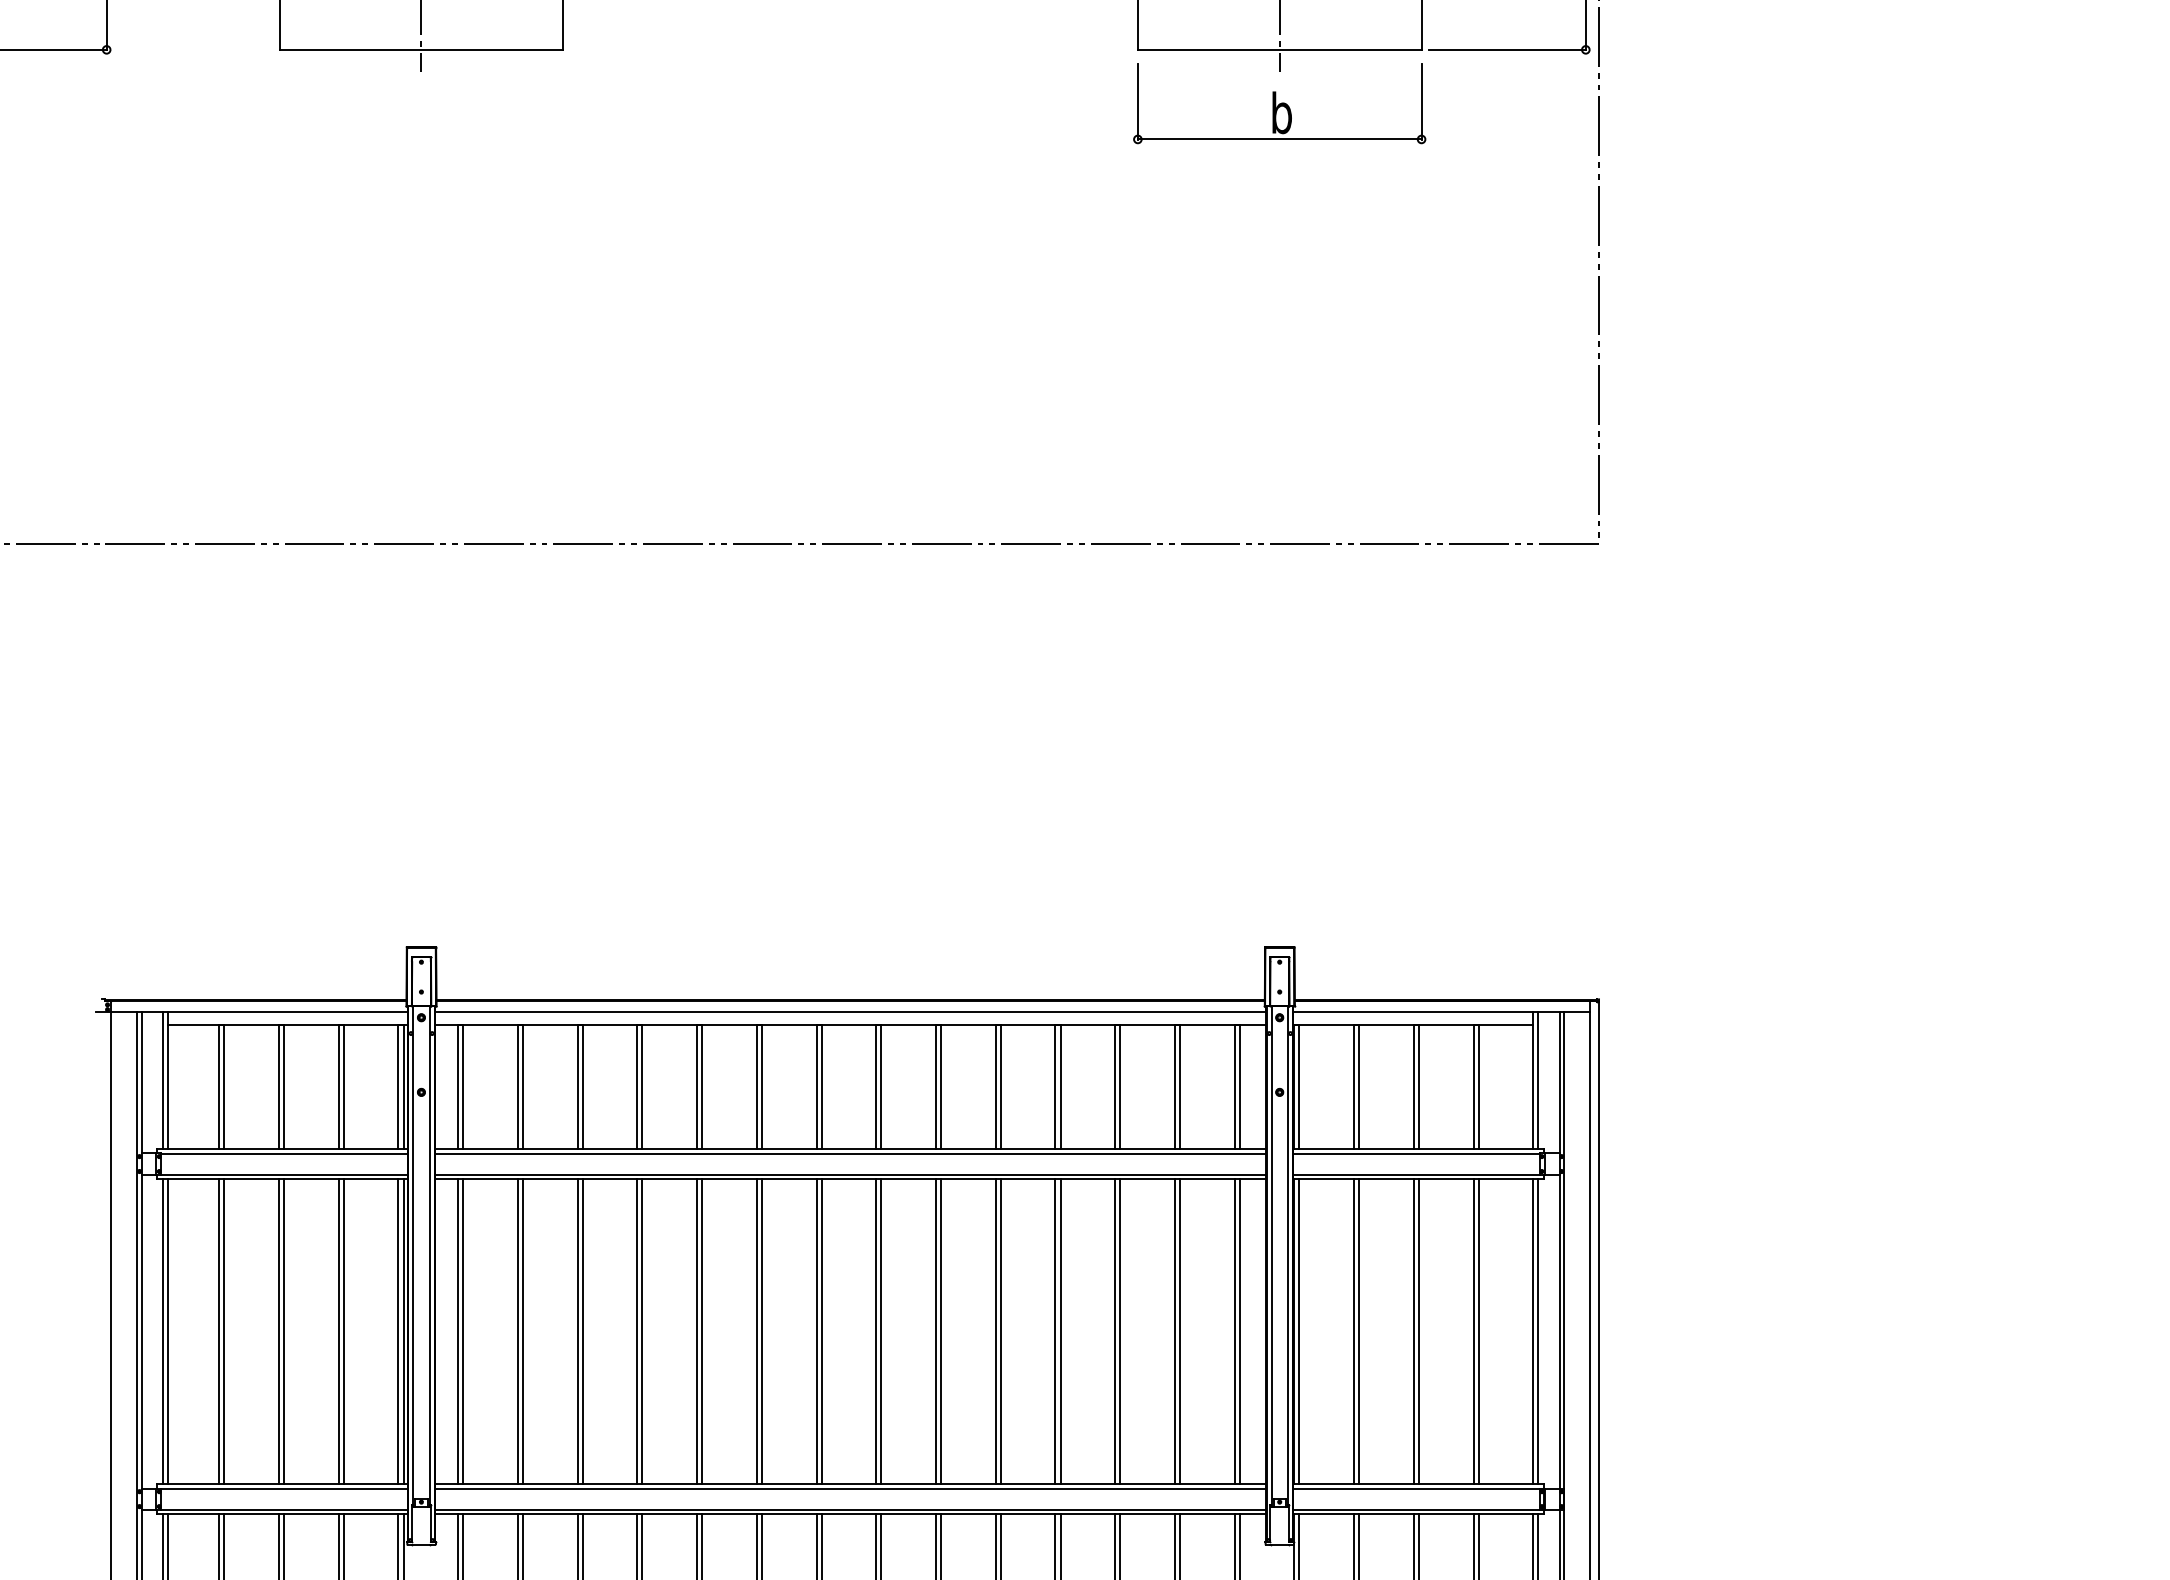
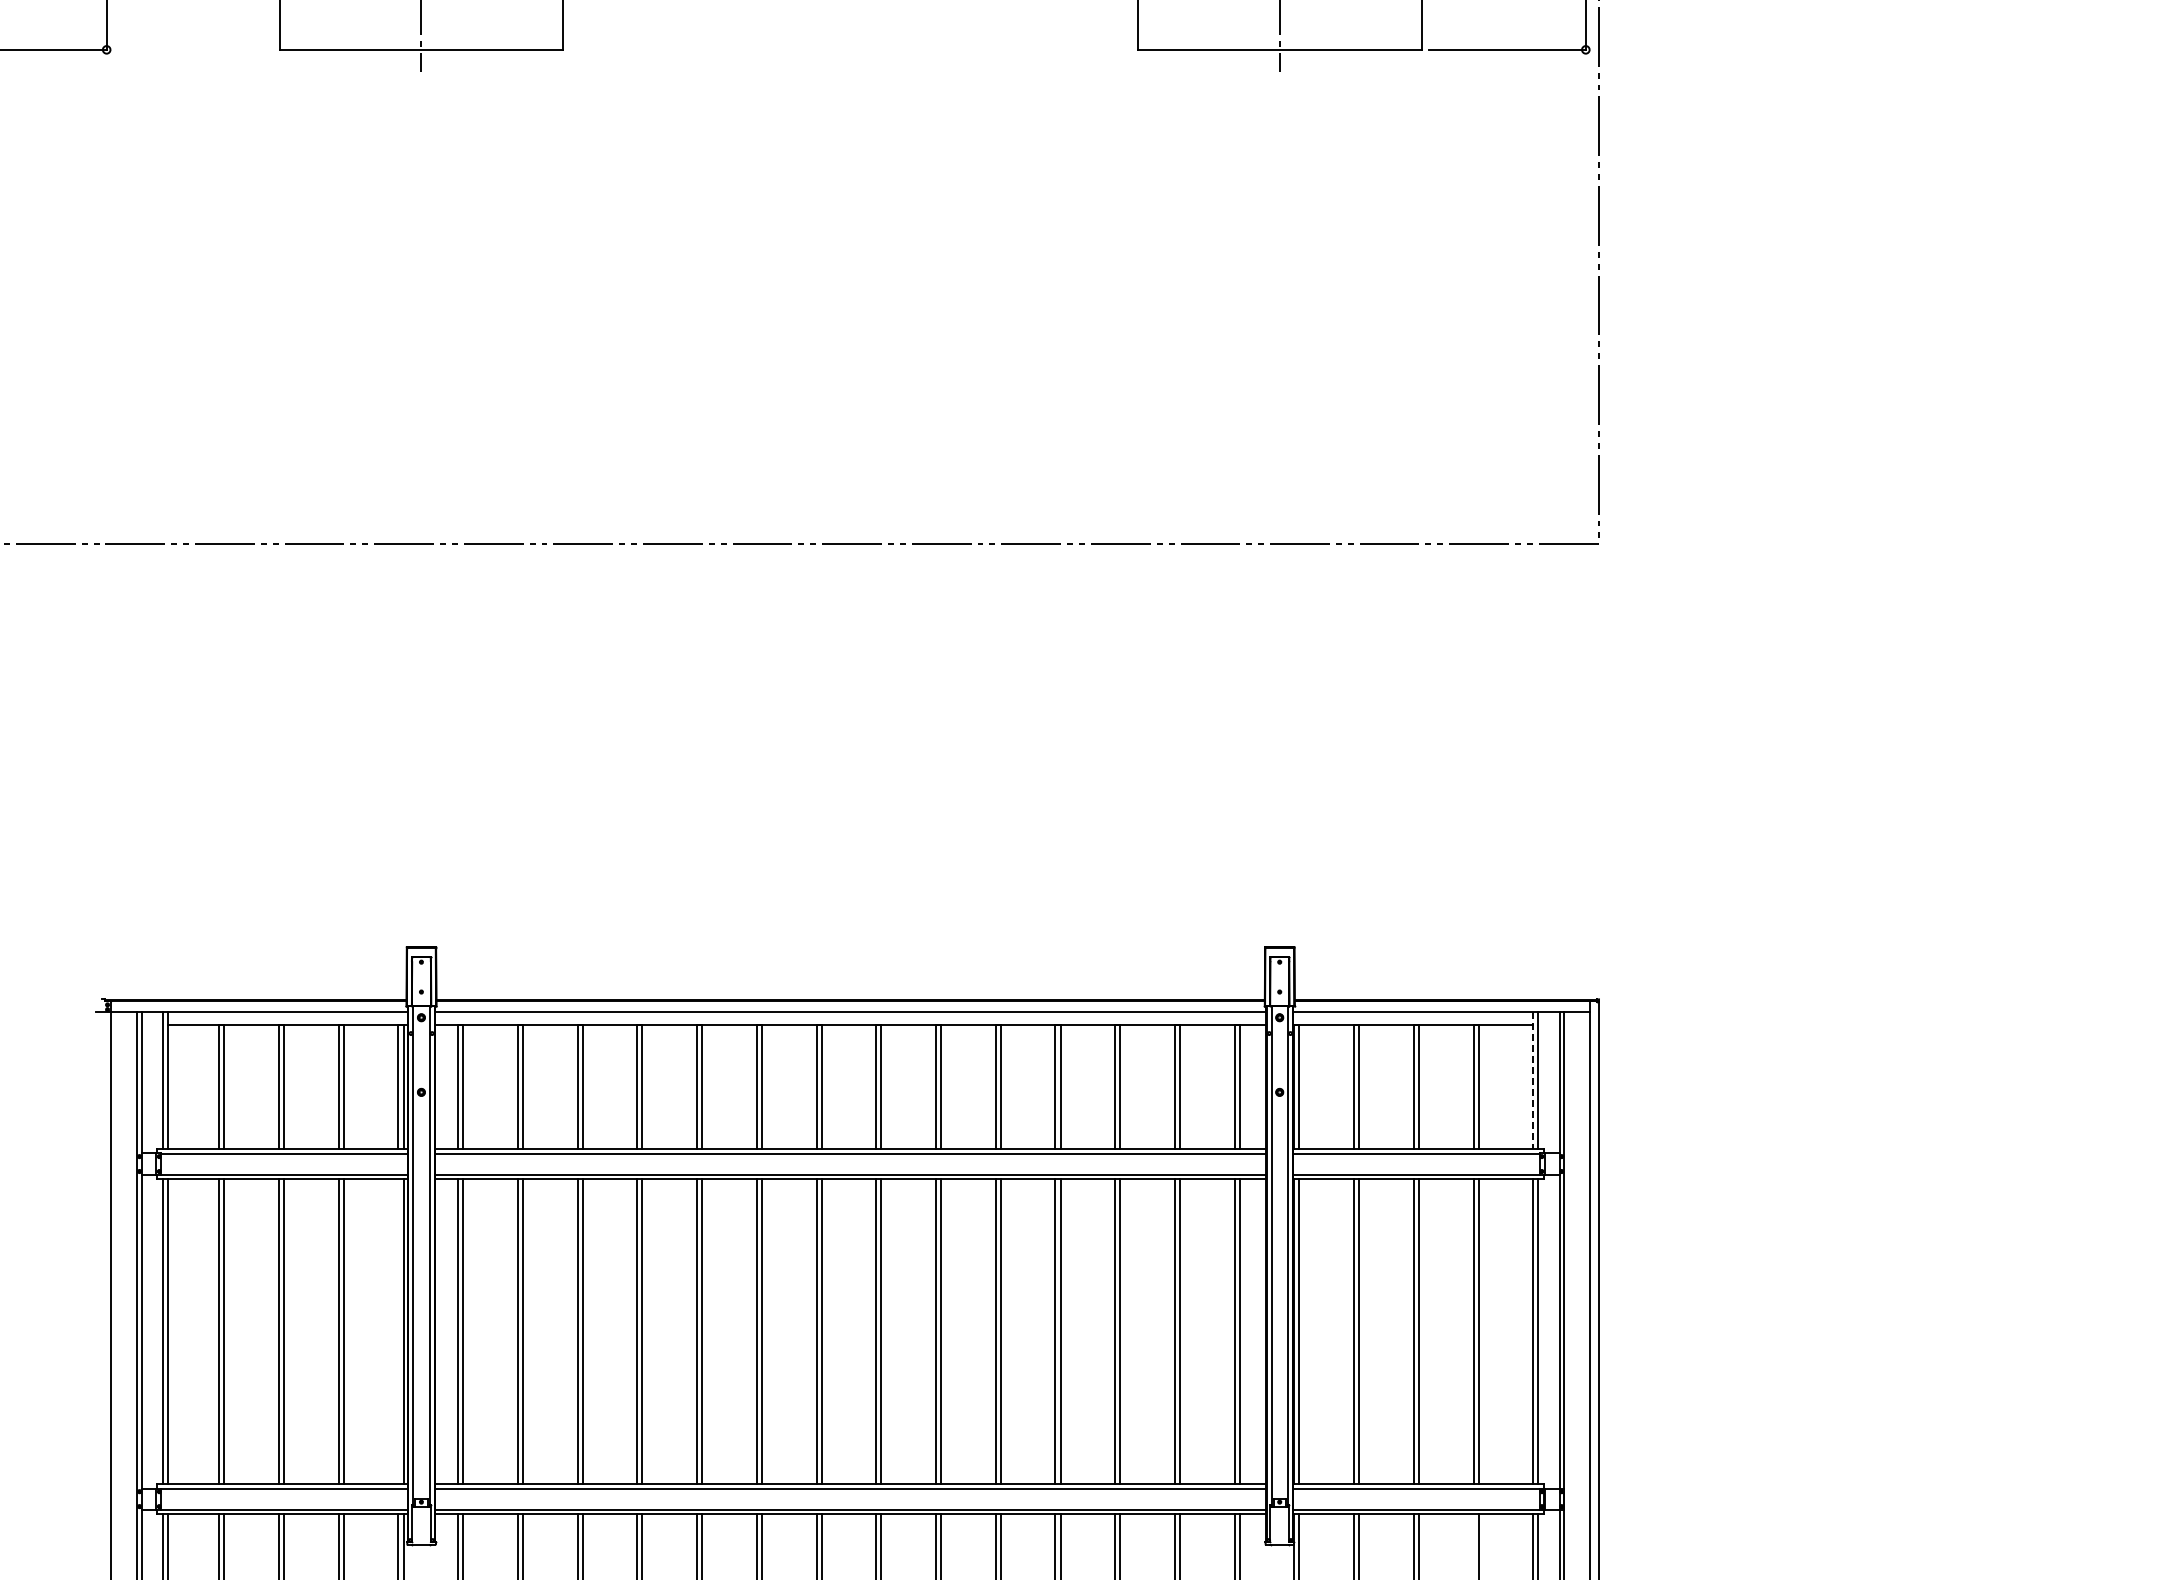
part: present -> none (1279, 103)
line: solid -> dashed (1533, 1080)
line: present -> none (398, 1331)
line: present -> none (1473, 1545)
